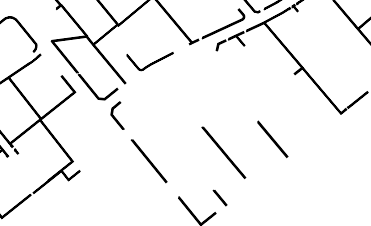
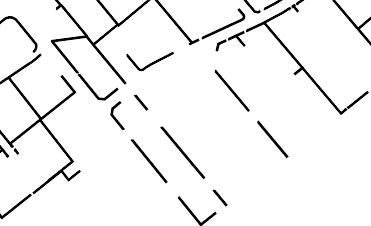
line: none -> present (231, 90)
line: none -> present (141, 102)
line position: (223, 152) -> (182, 152) (182, 152)
